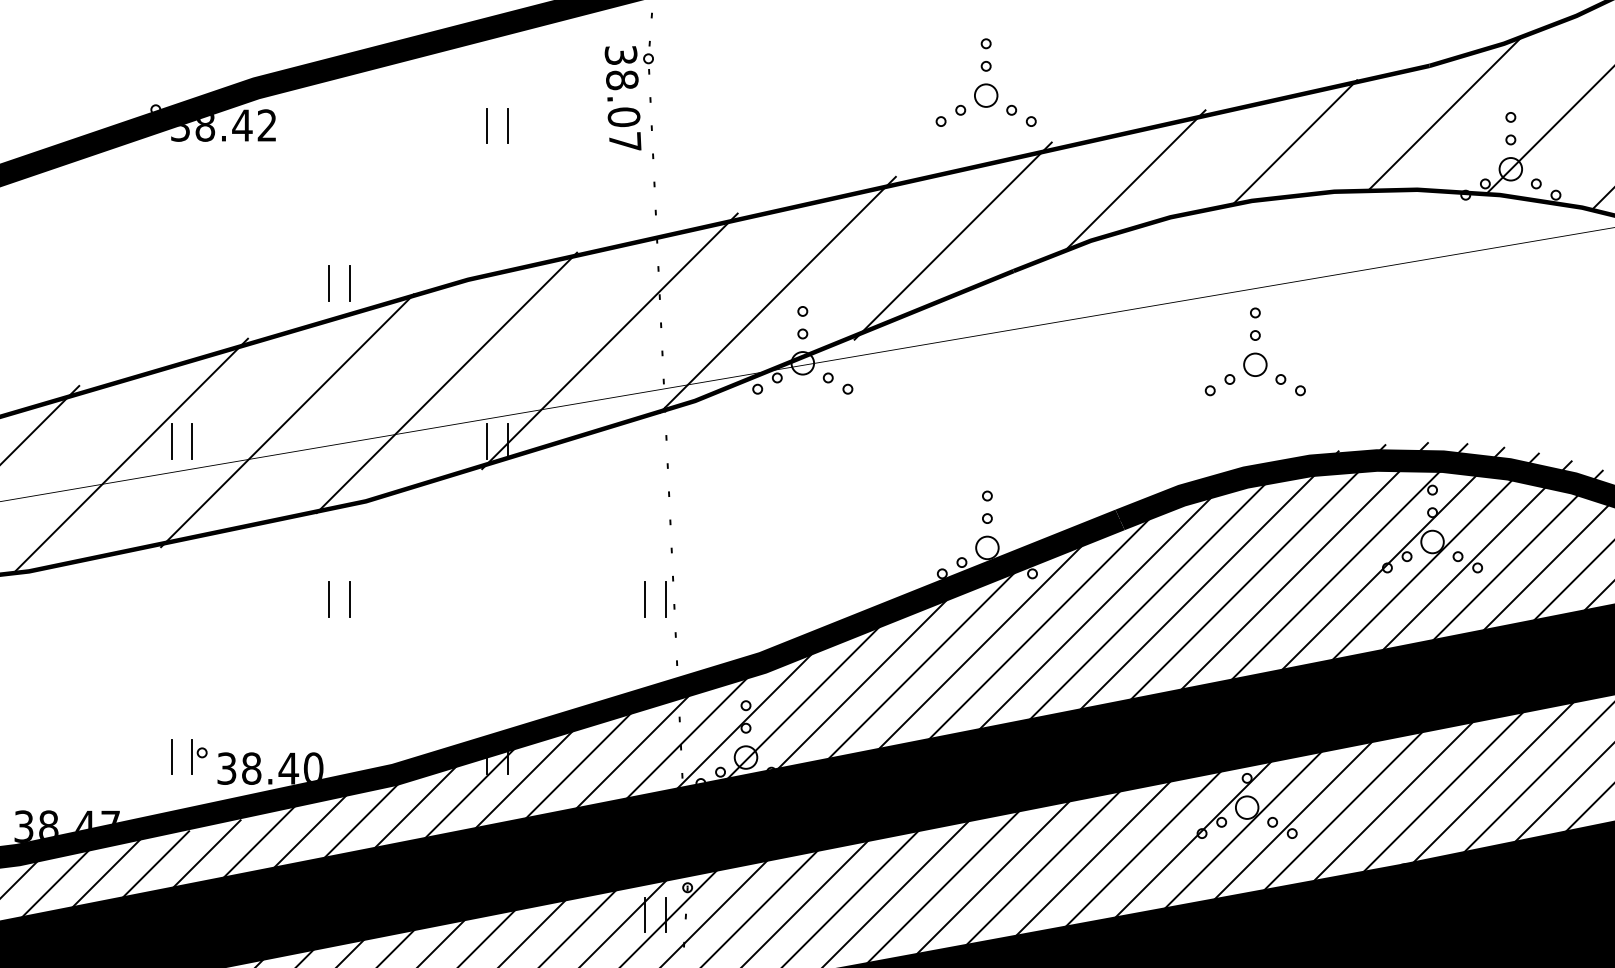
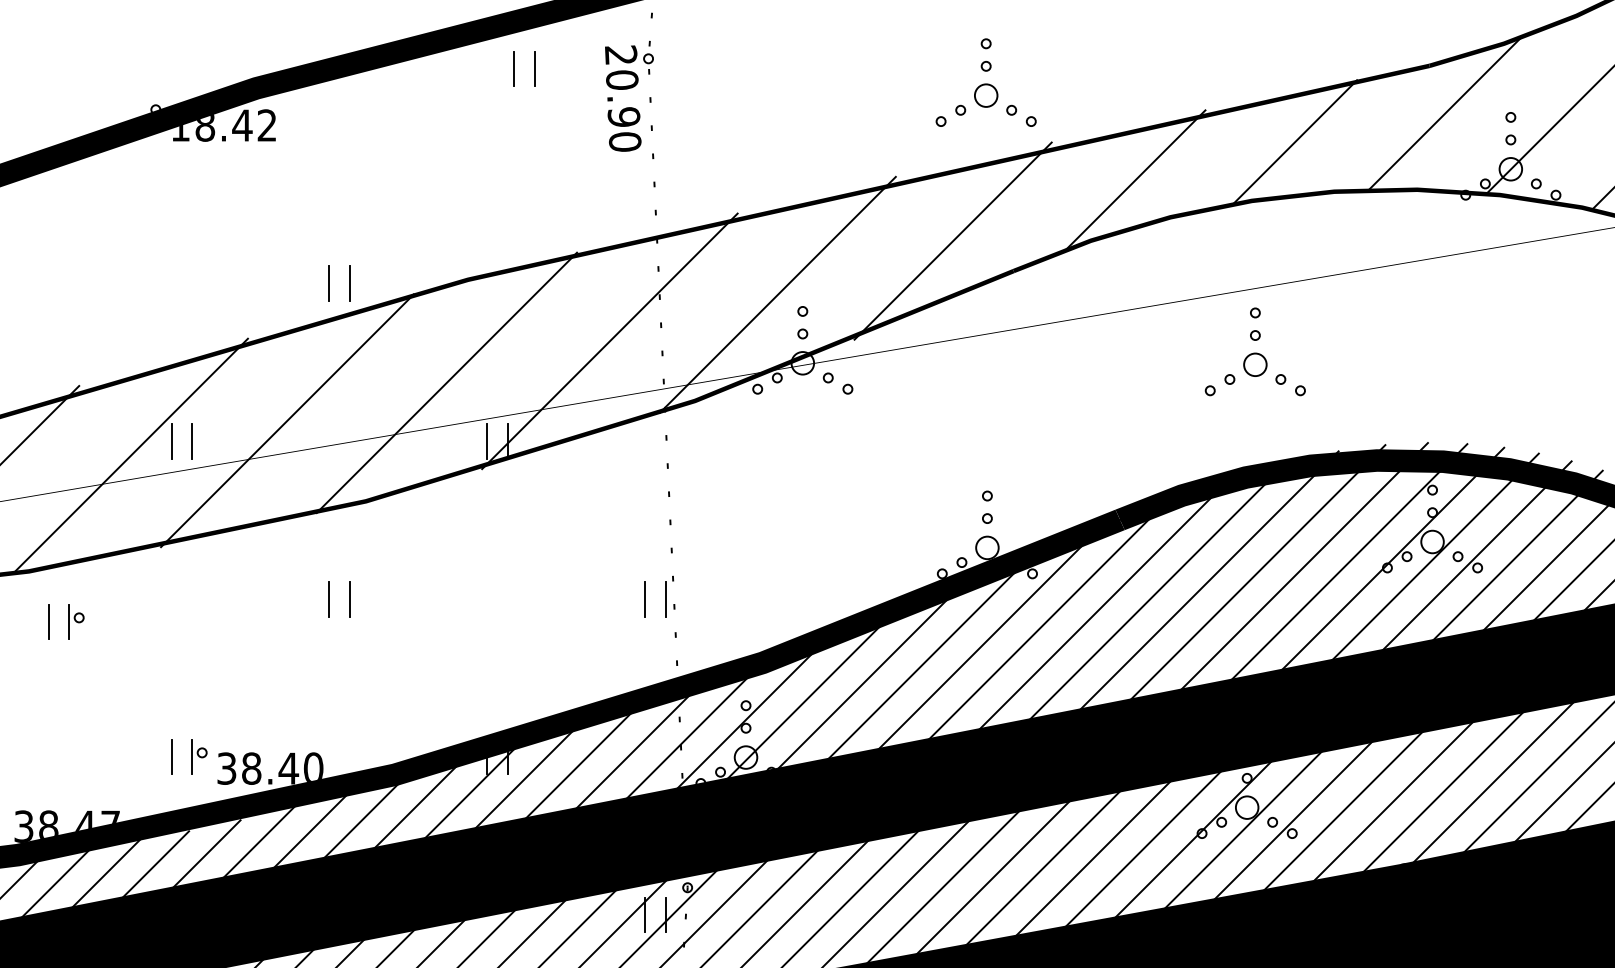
text: 38.07 -> 20.90 (622, 98)
part position: (487, 125) -> (514, 68) (514, 68)
text: 38.42 -> 18.42 (180, 132)
part: none -> present (66, 621)
